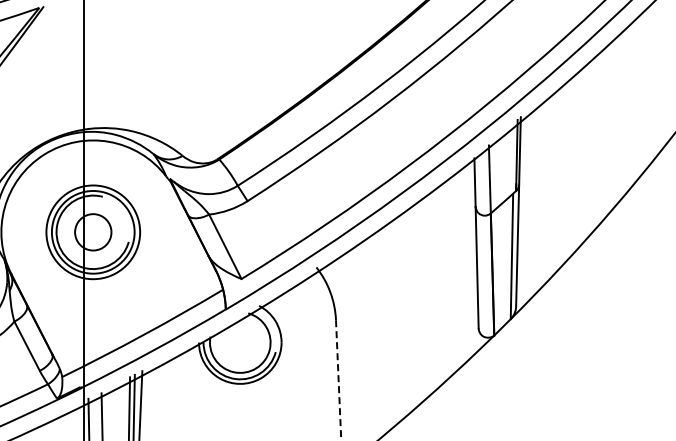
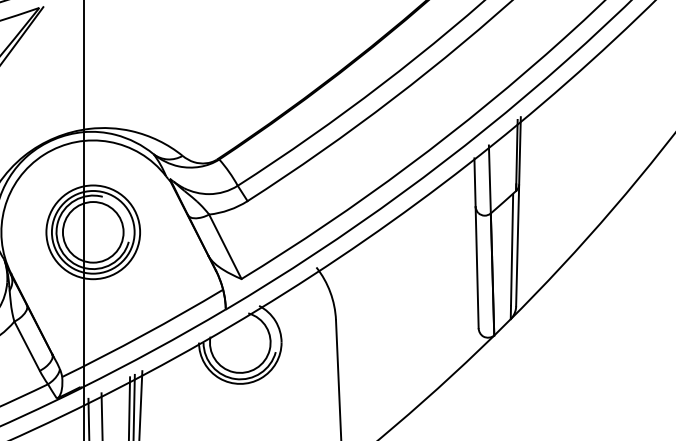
circle diameter: 36 px -> 61 px (92, 232)
line: dashed -> solid (338, 380)
